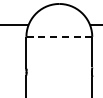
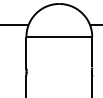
line: dashed -> solid (59, 36)
